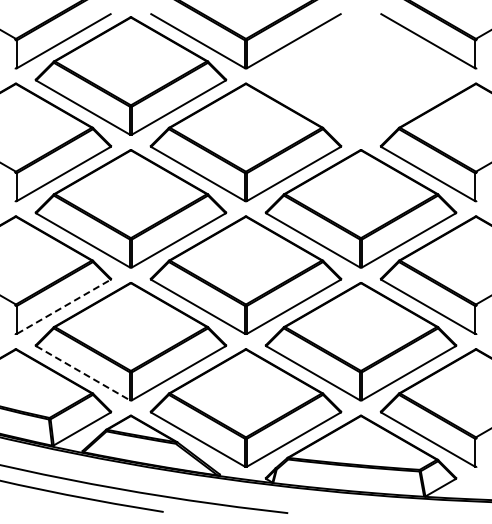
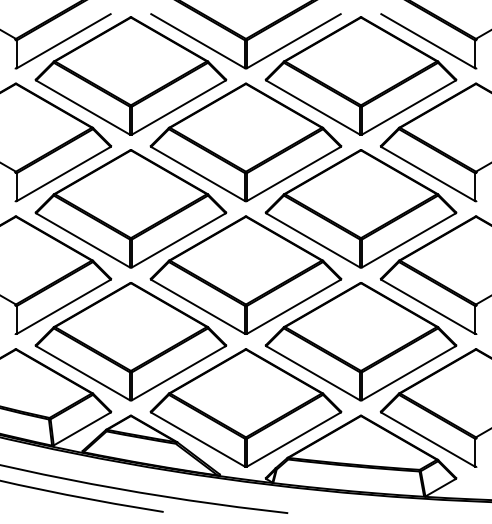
part: none -> present (360, 75)
line: dashed -> solid (64, 306)
line: dashed -> solid (83, 373)
